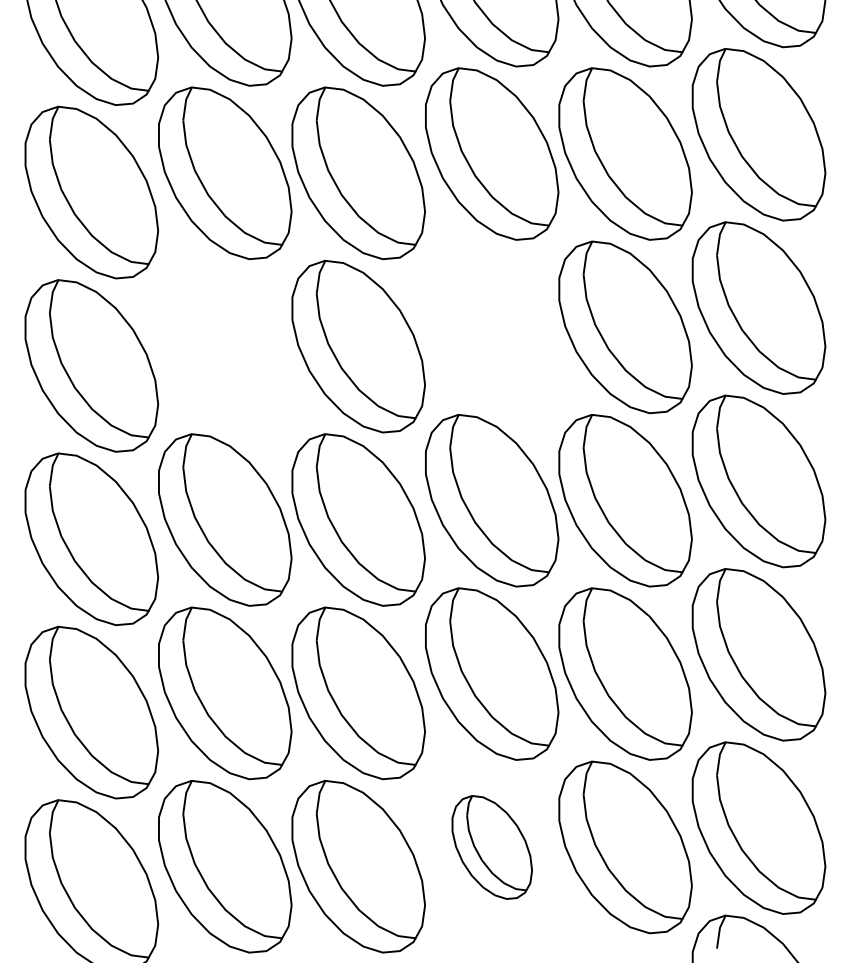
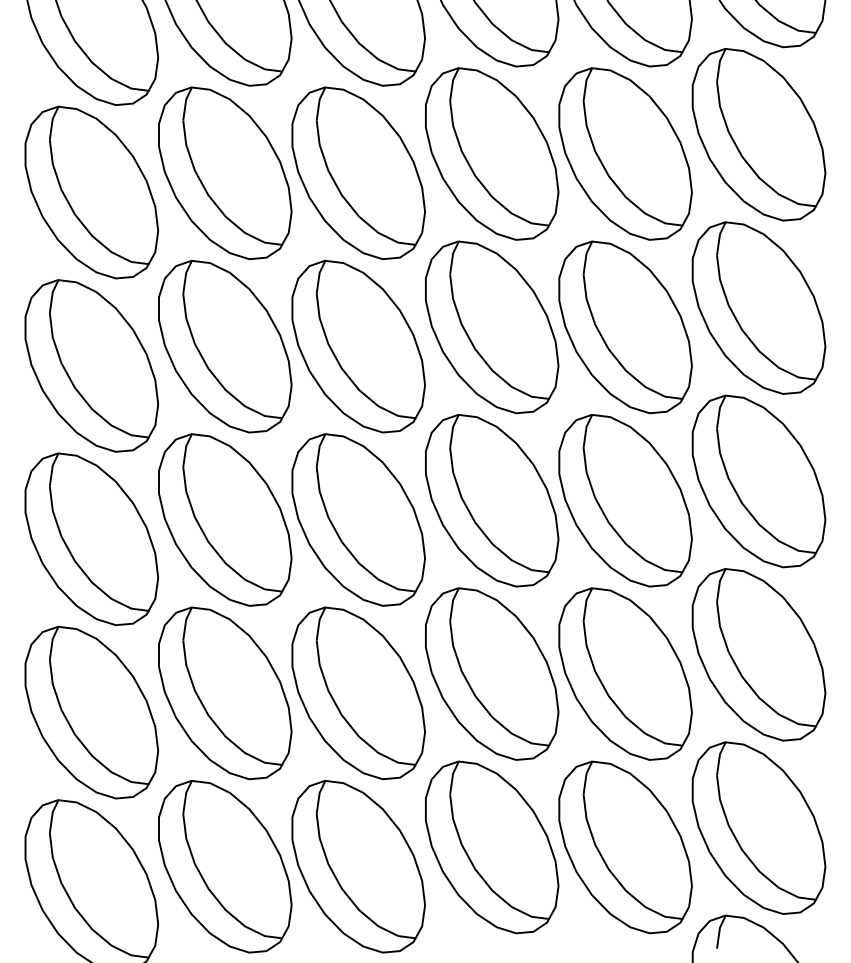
part: none -> present (492, 327)
part: none -> present (225, 346)
part size: 82x105 px -> 135x175 px (492, 847)
